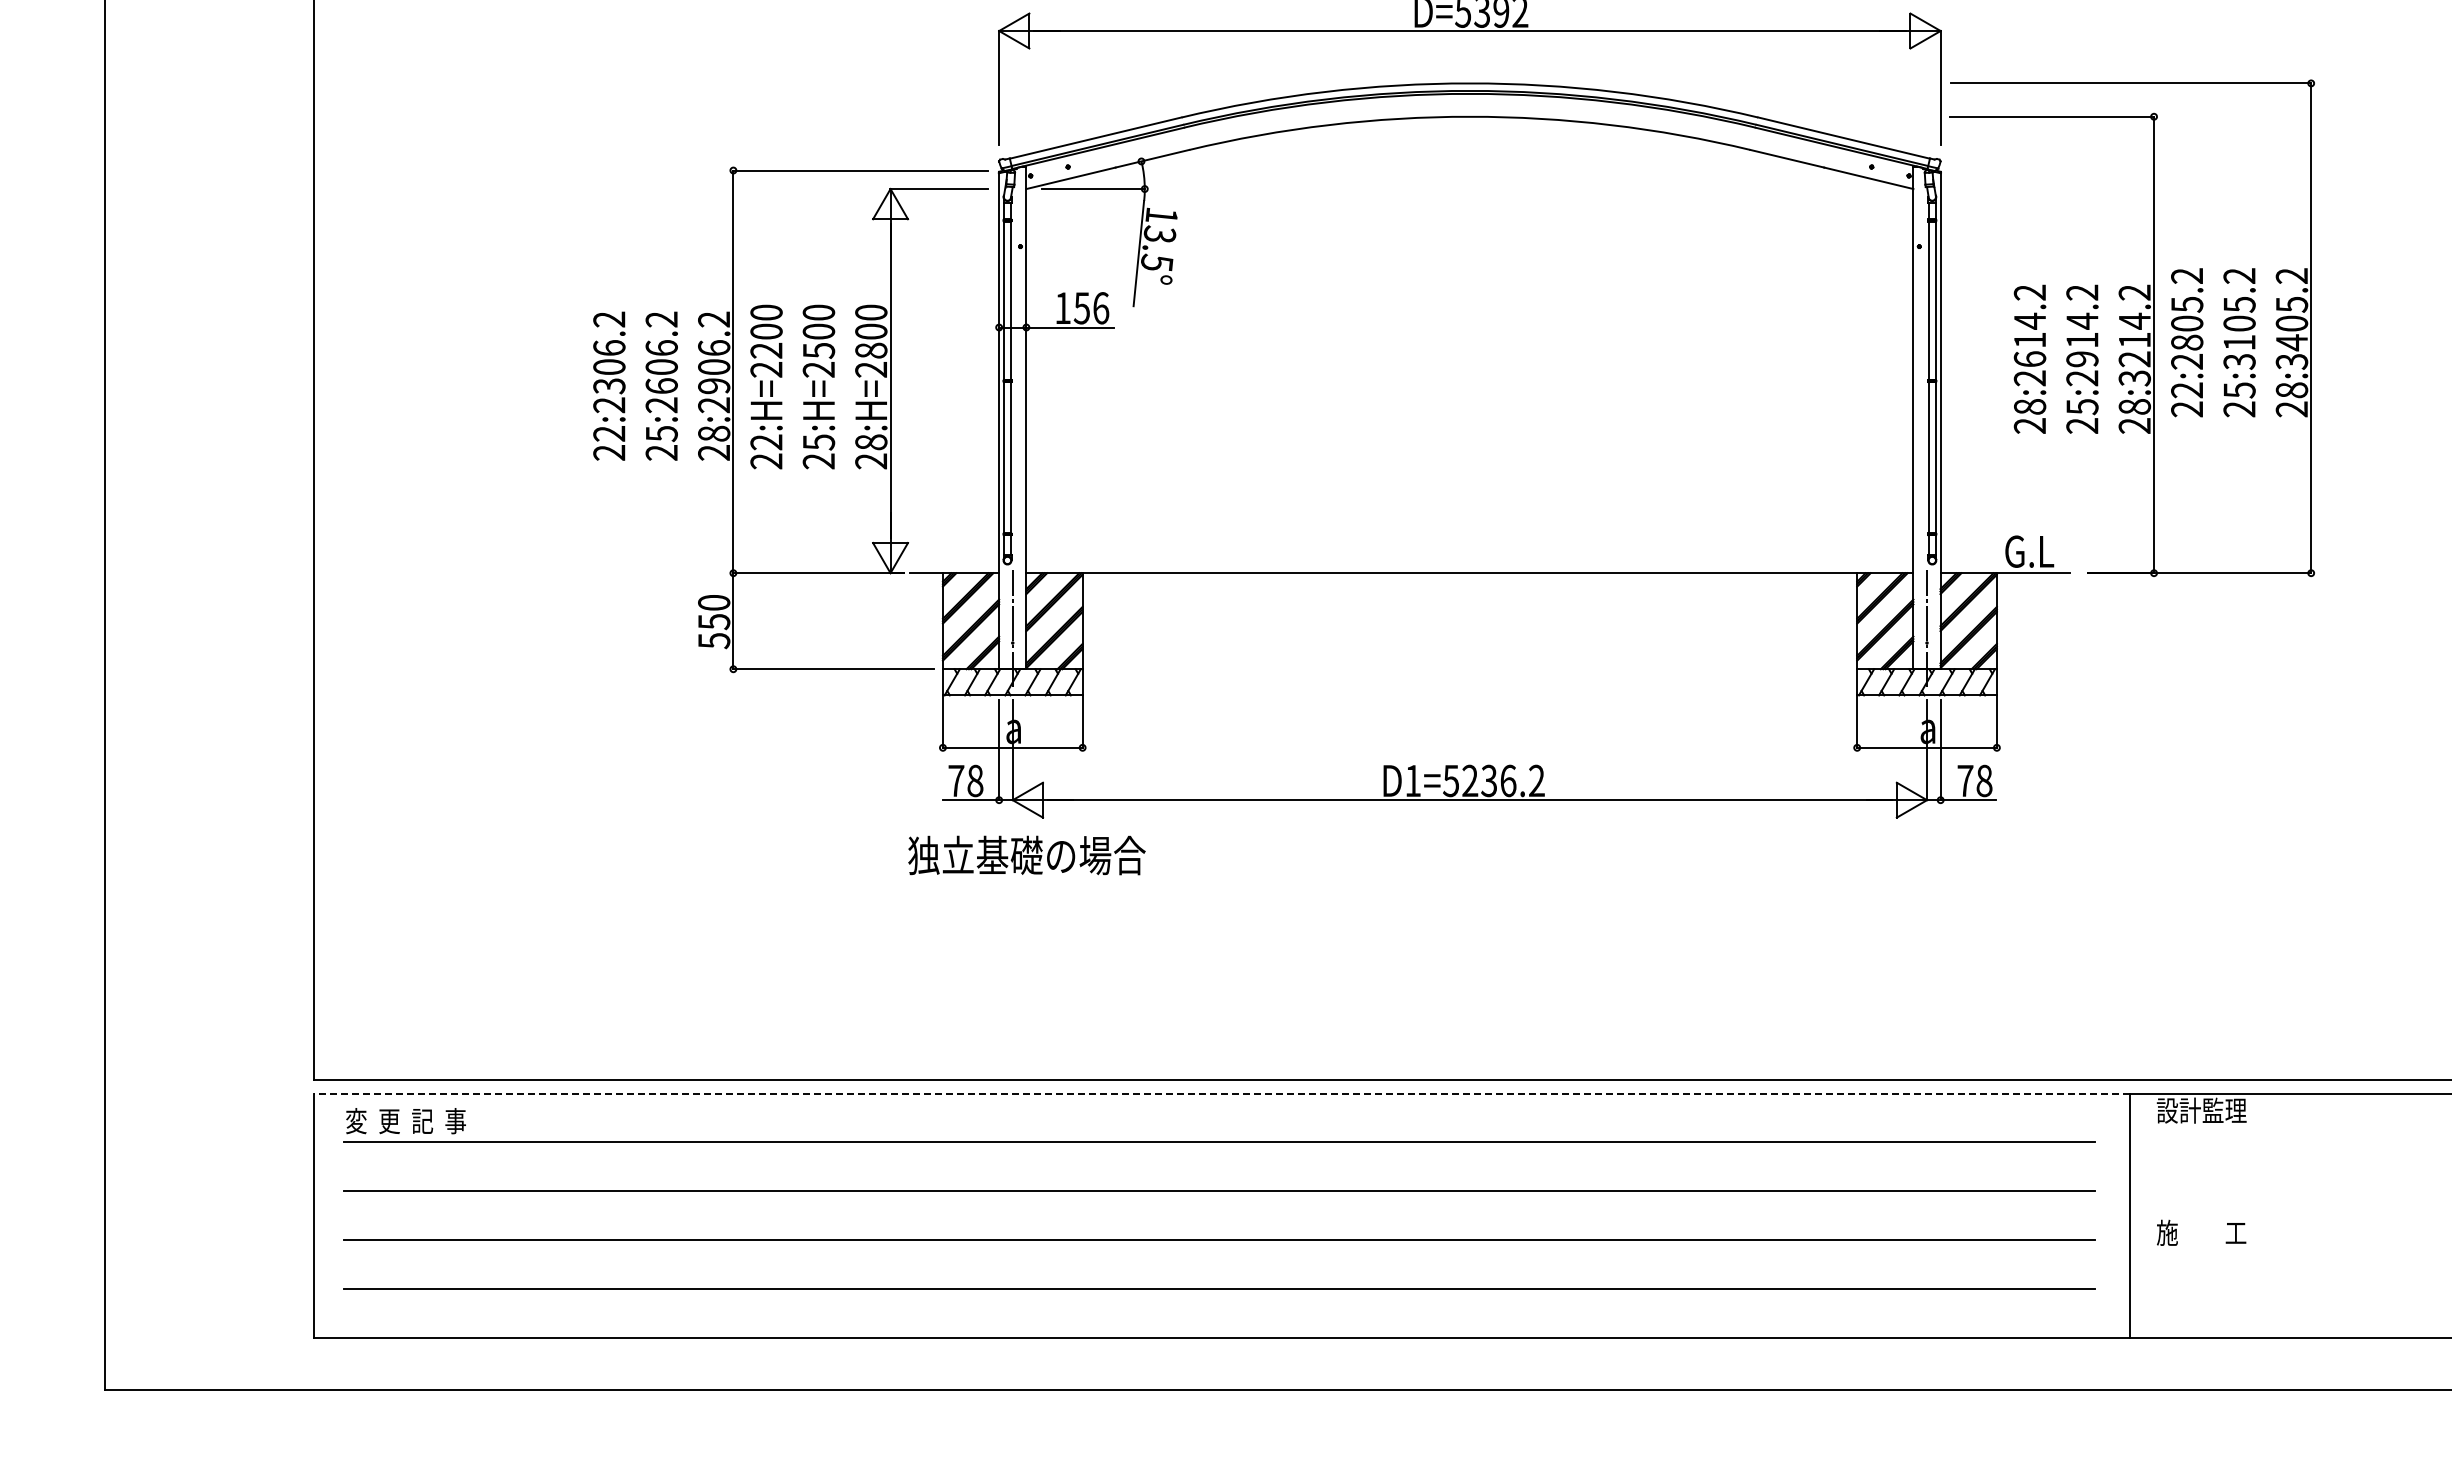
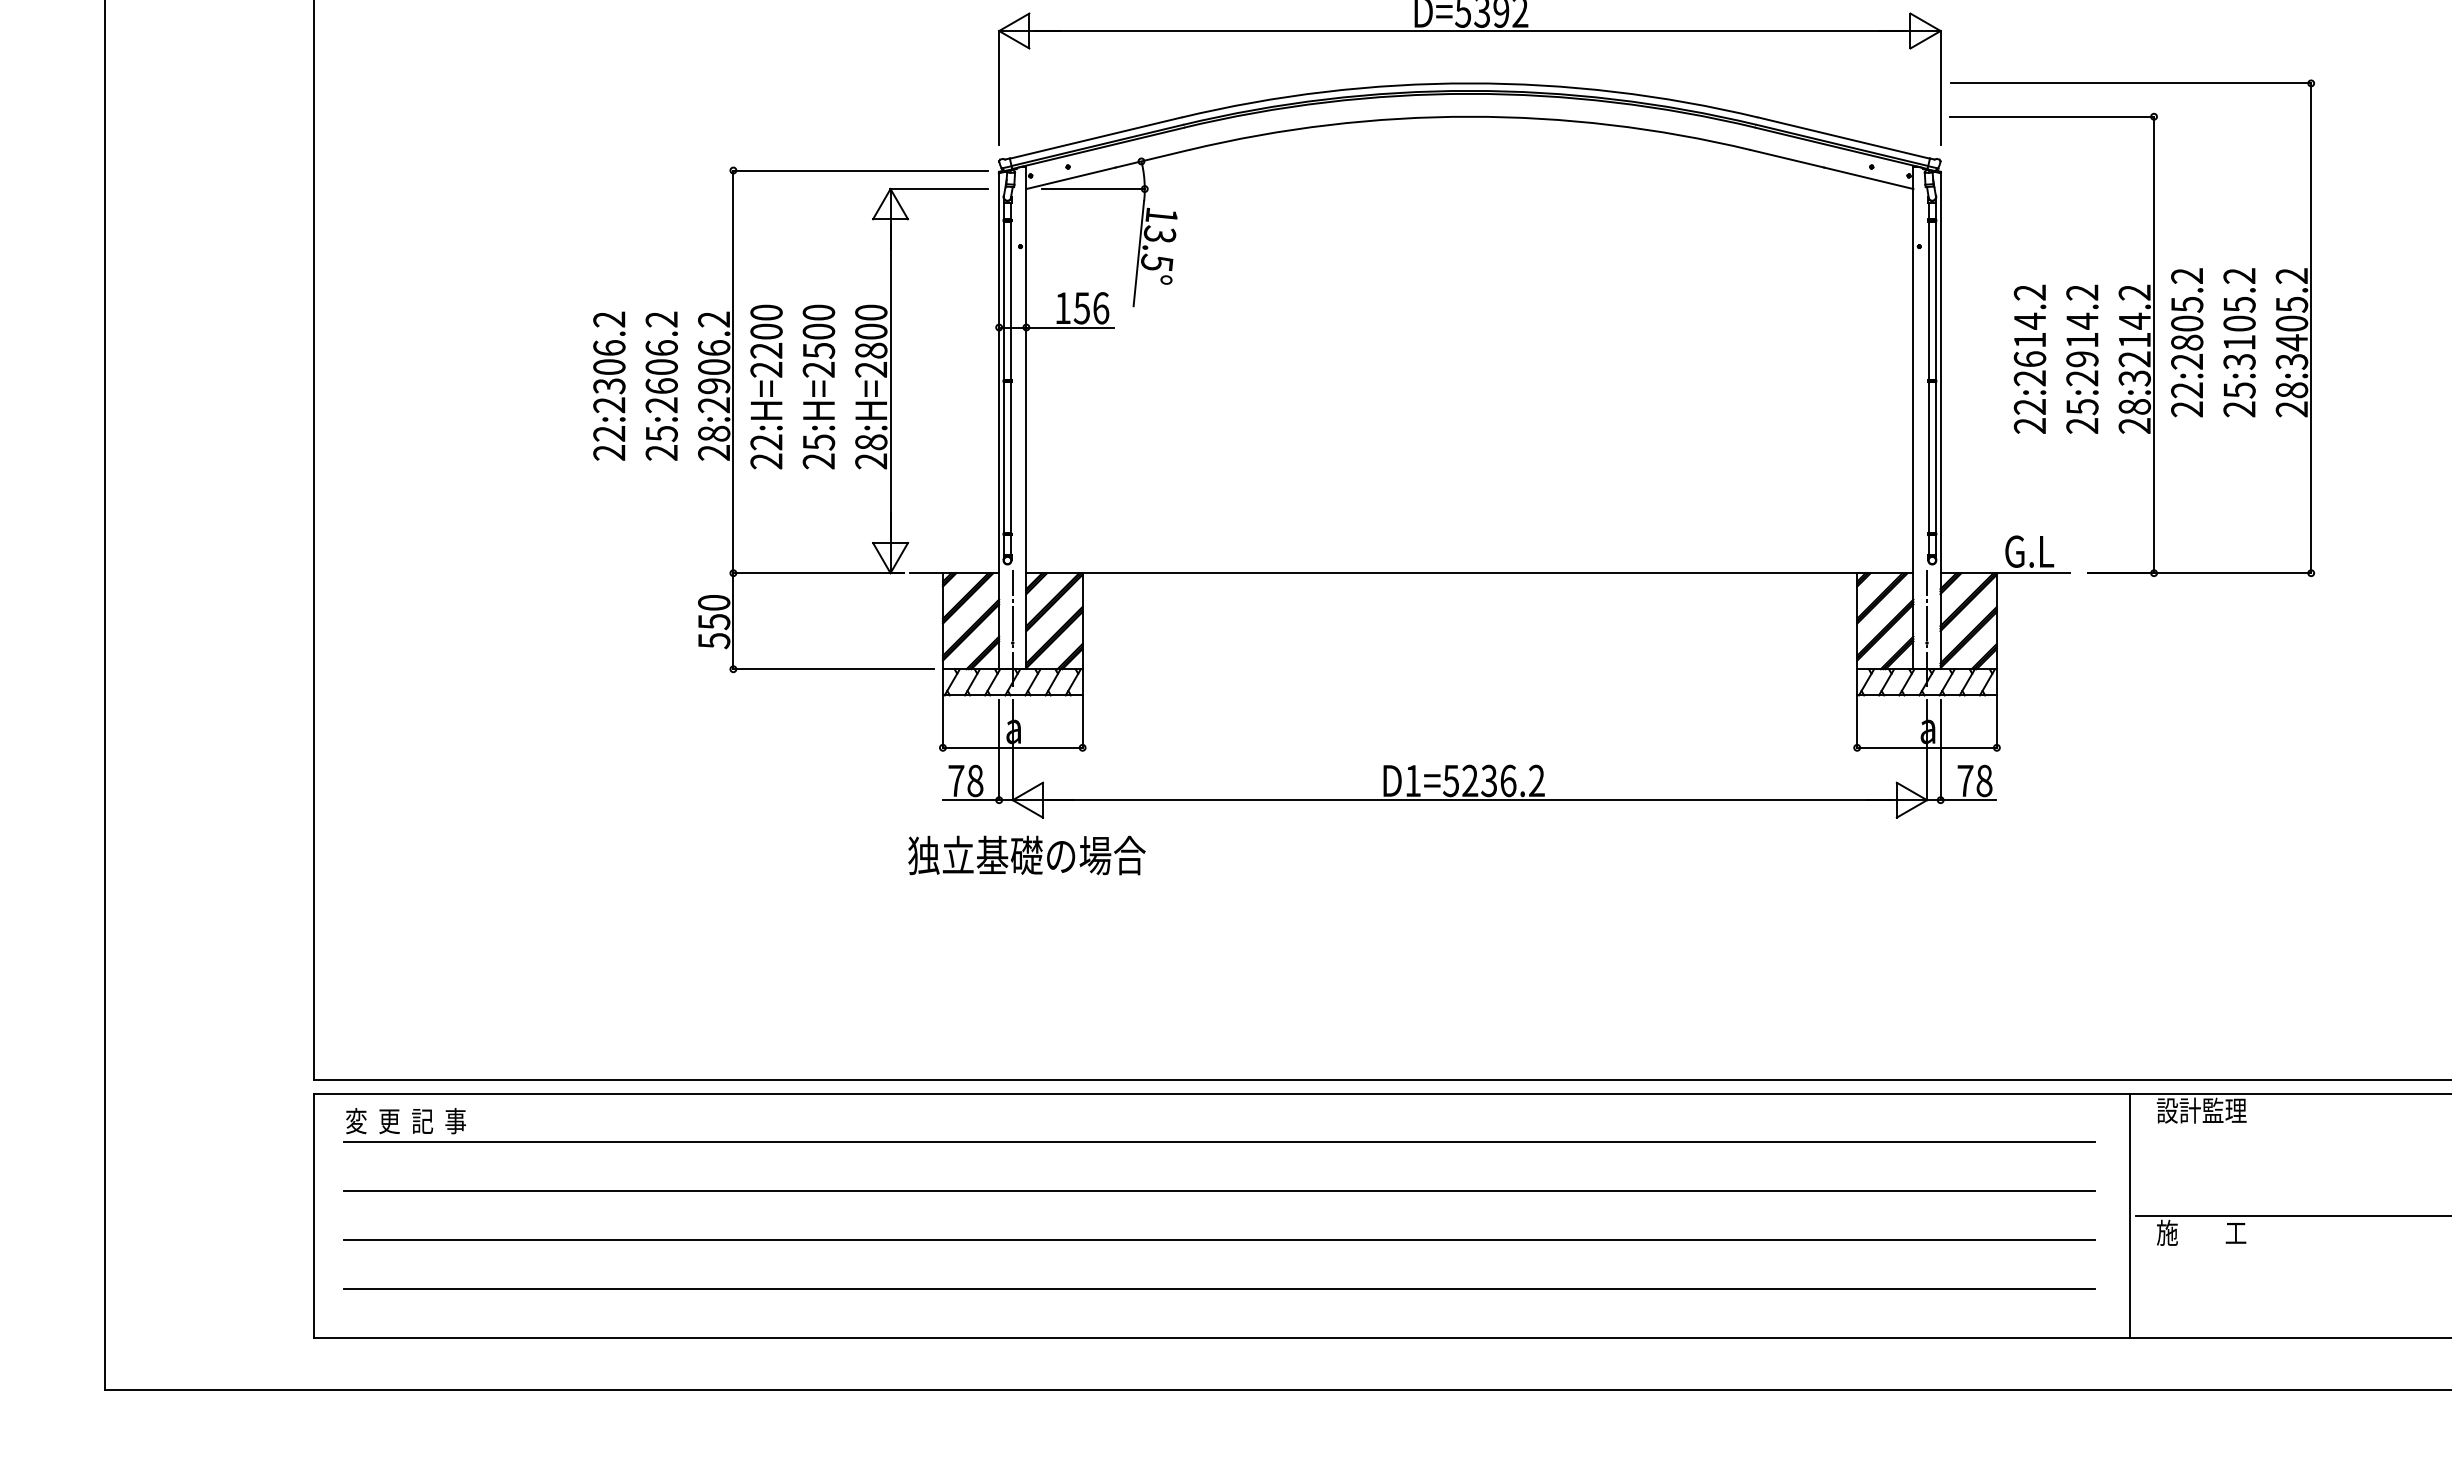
text: 28:2614.2 -> 22:2614.2 (2029, 406)
line: dashed -> solid (1222, 1093)
line: none -> present (2291, 1215)
